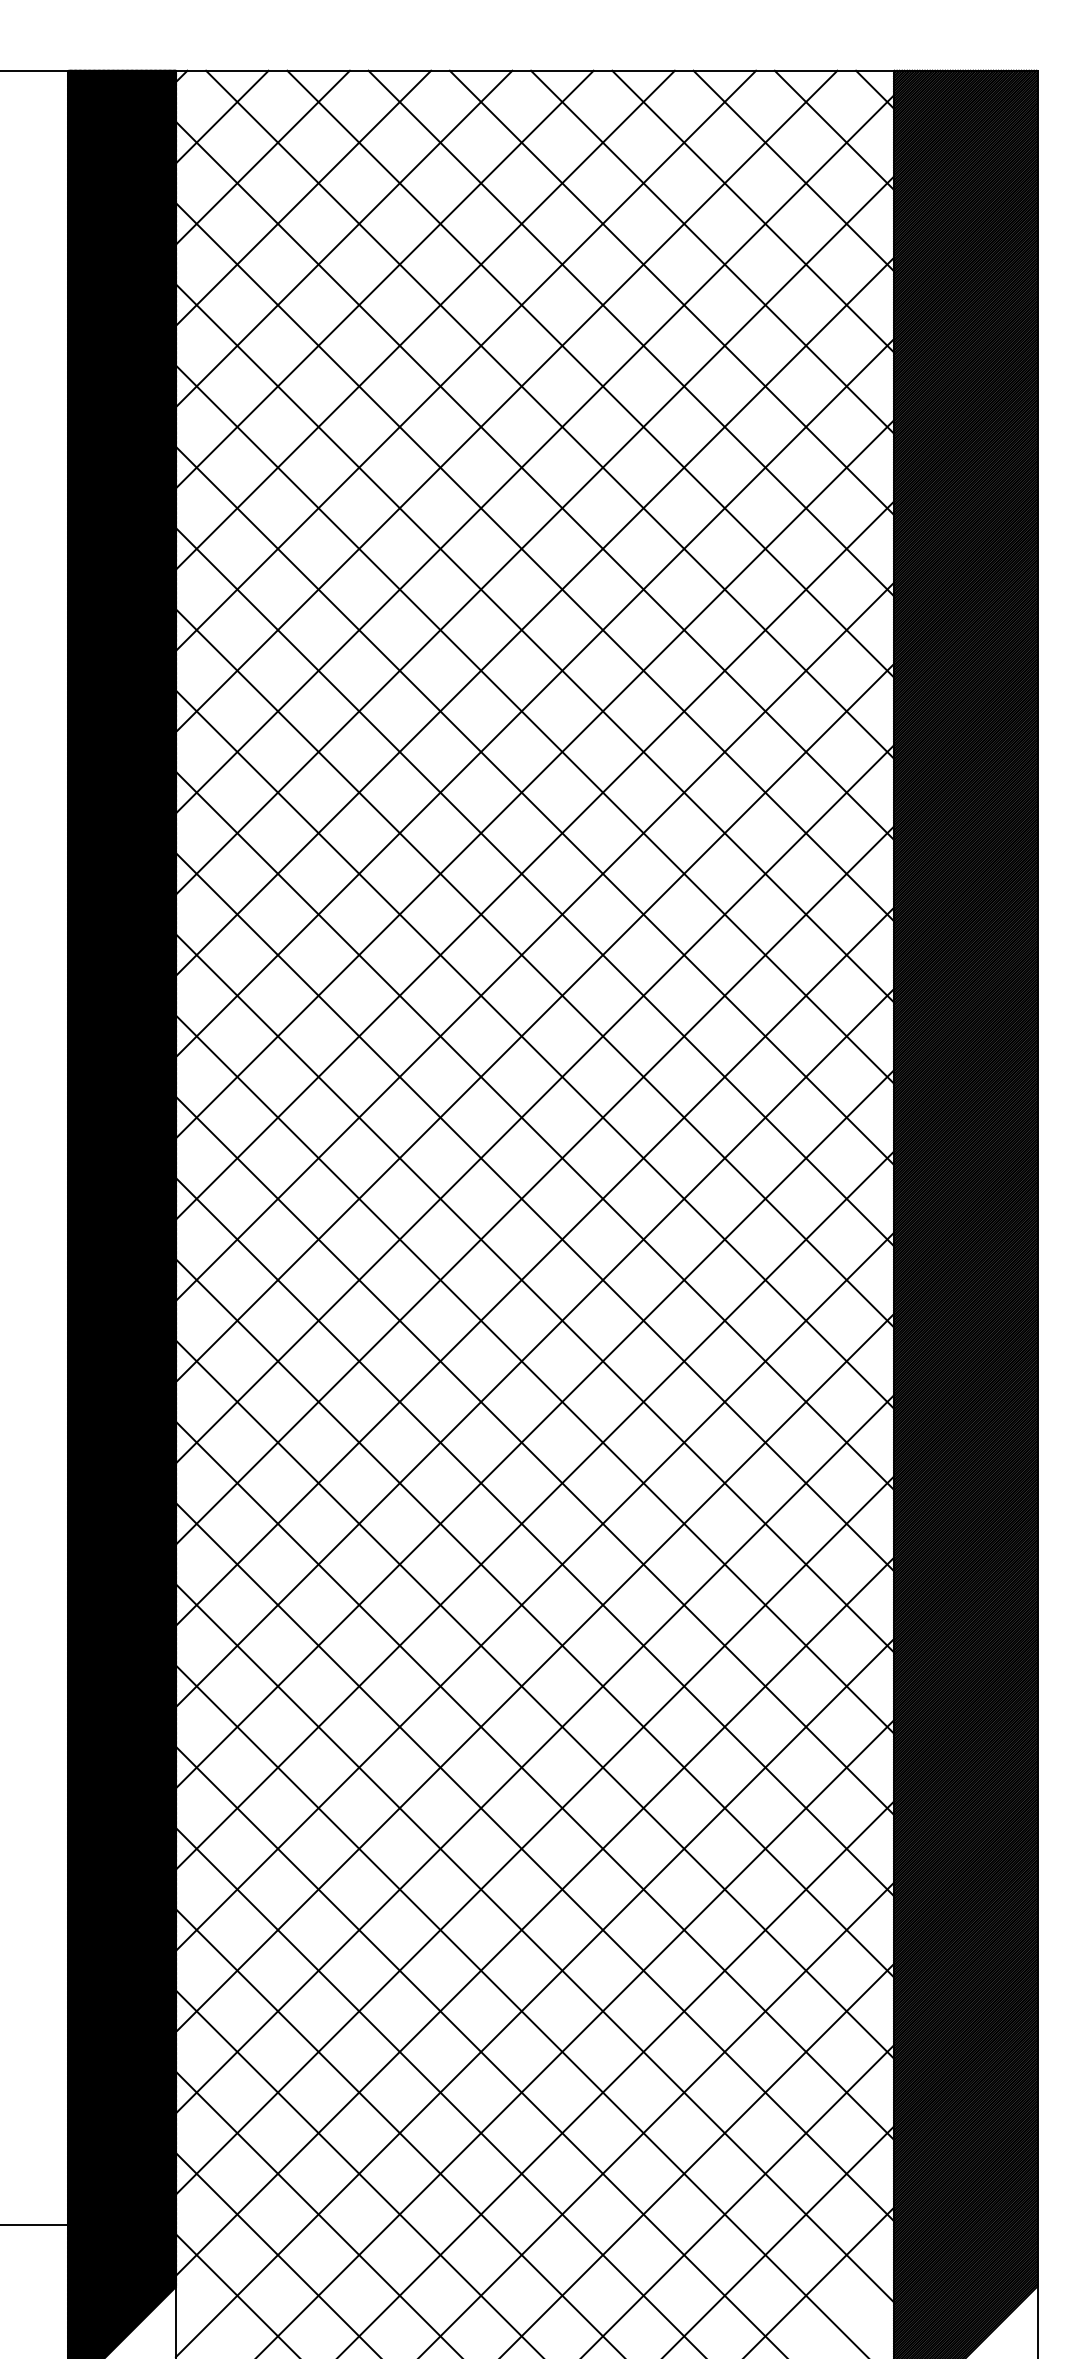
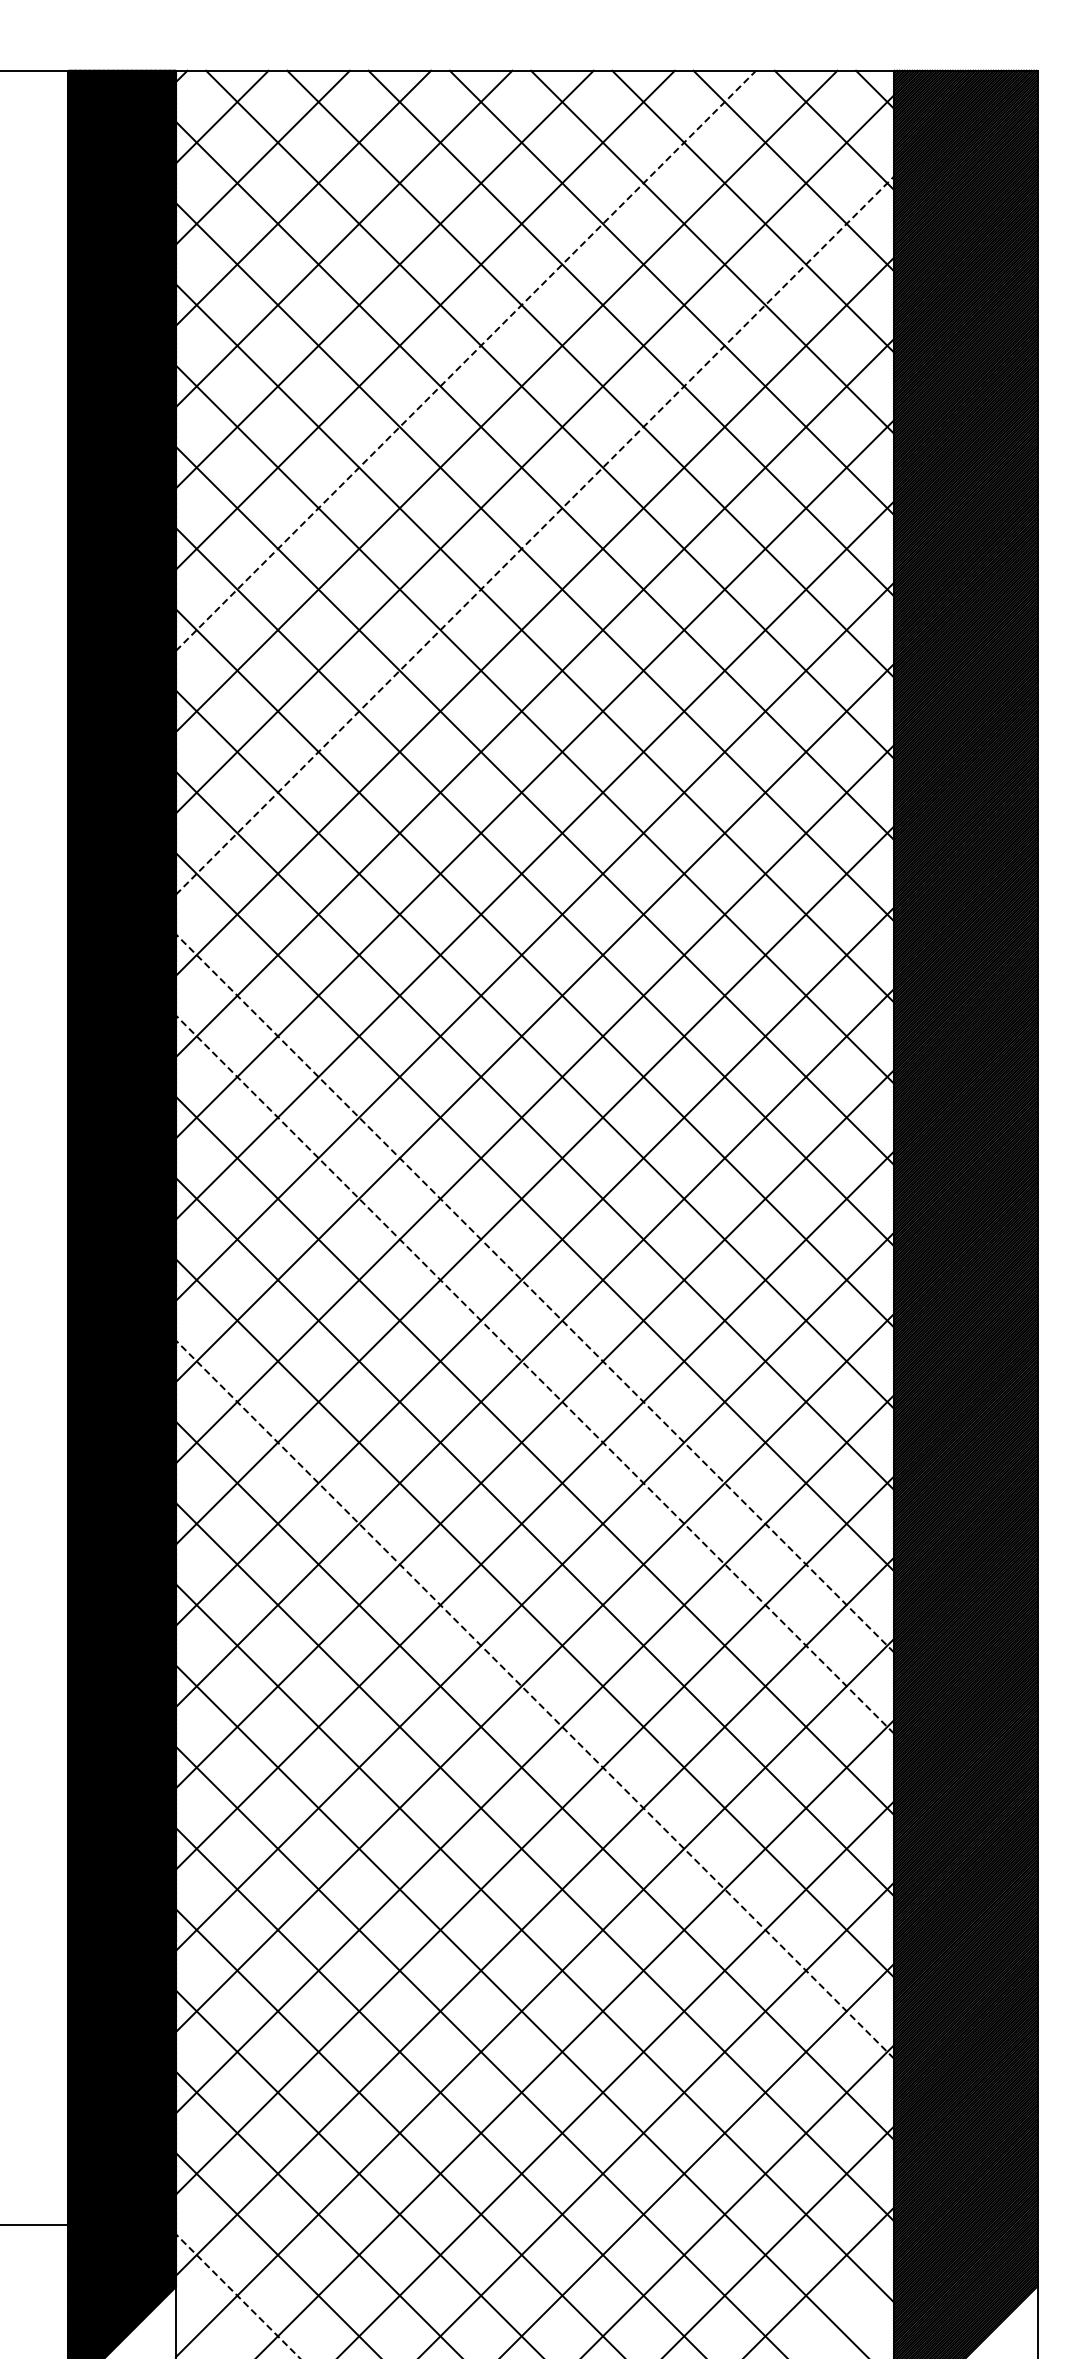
line: solid -> dashed (466, 360)
line: solid -> dashed (535, 535)
line: solid -> dashed (535, 1293)
line: solid -> dashed (535, 1374)
line: solid -> dashed (535, 1699)
line: solid -> dashed (238, 2296)
